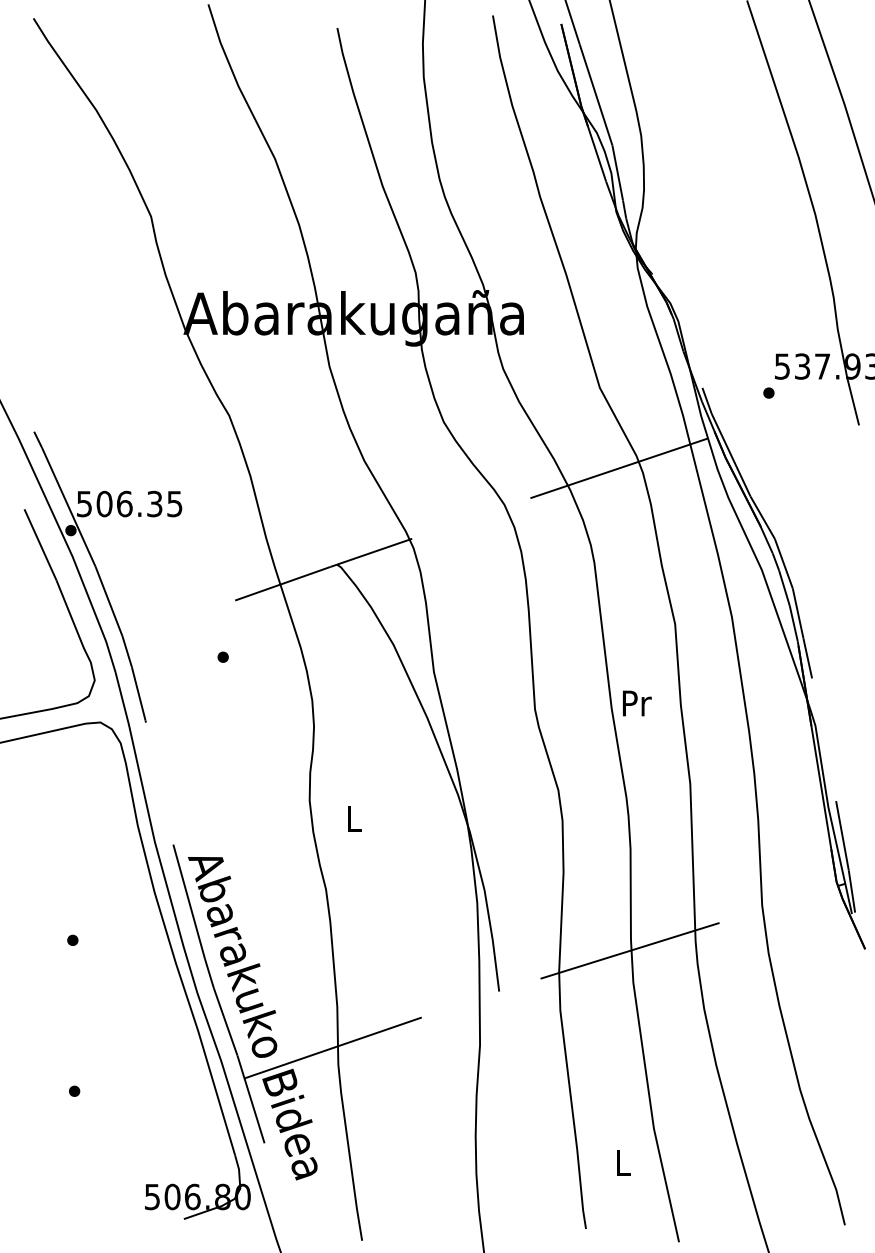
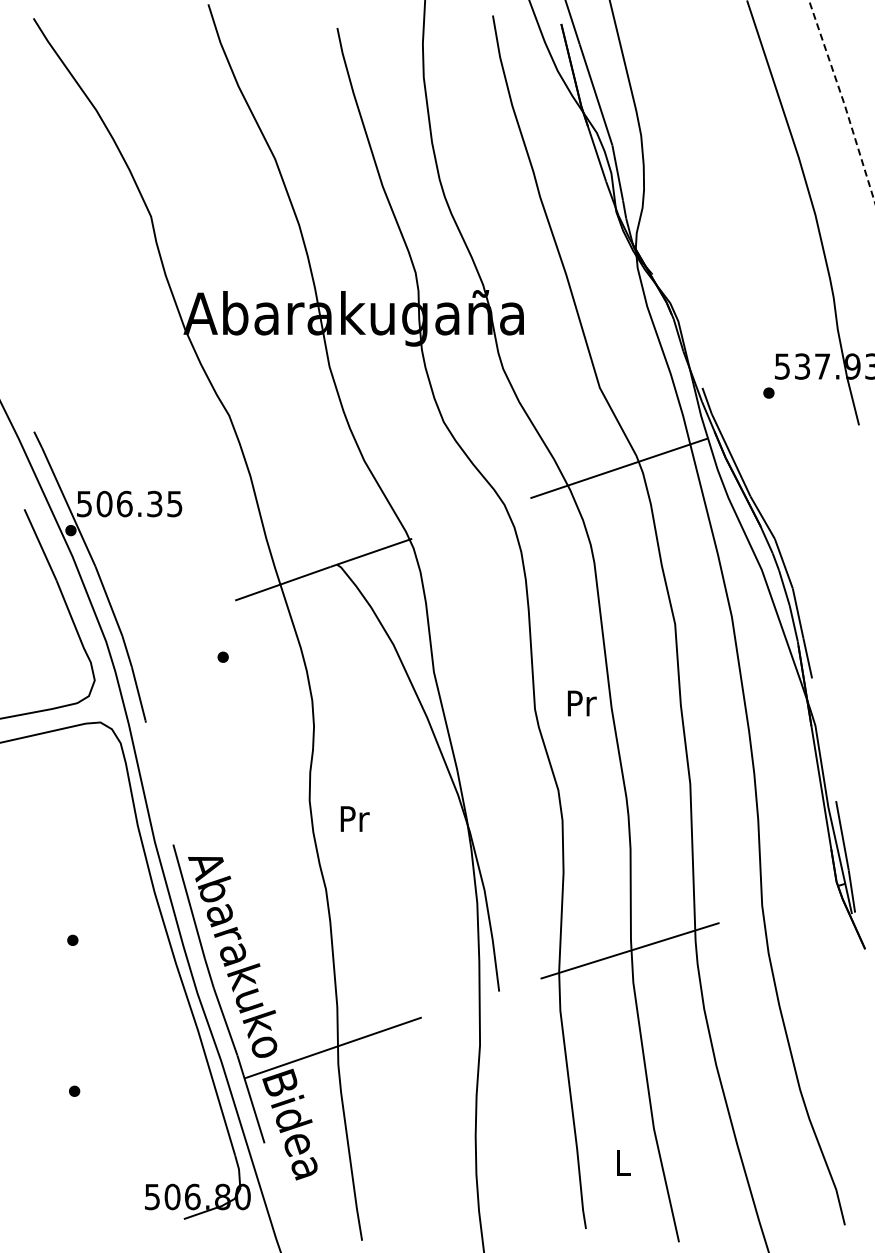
line: solid -> dashed (843, 101)
text position: (637, 703) -> (582, 703) (582, 703)
text: L -> Pr (354, 818)
